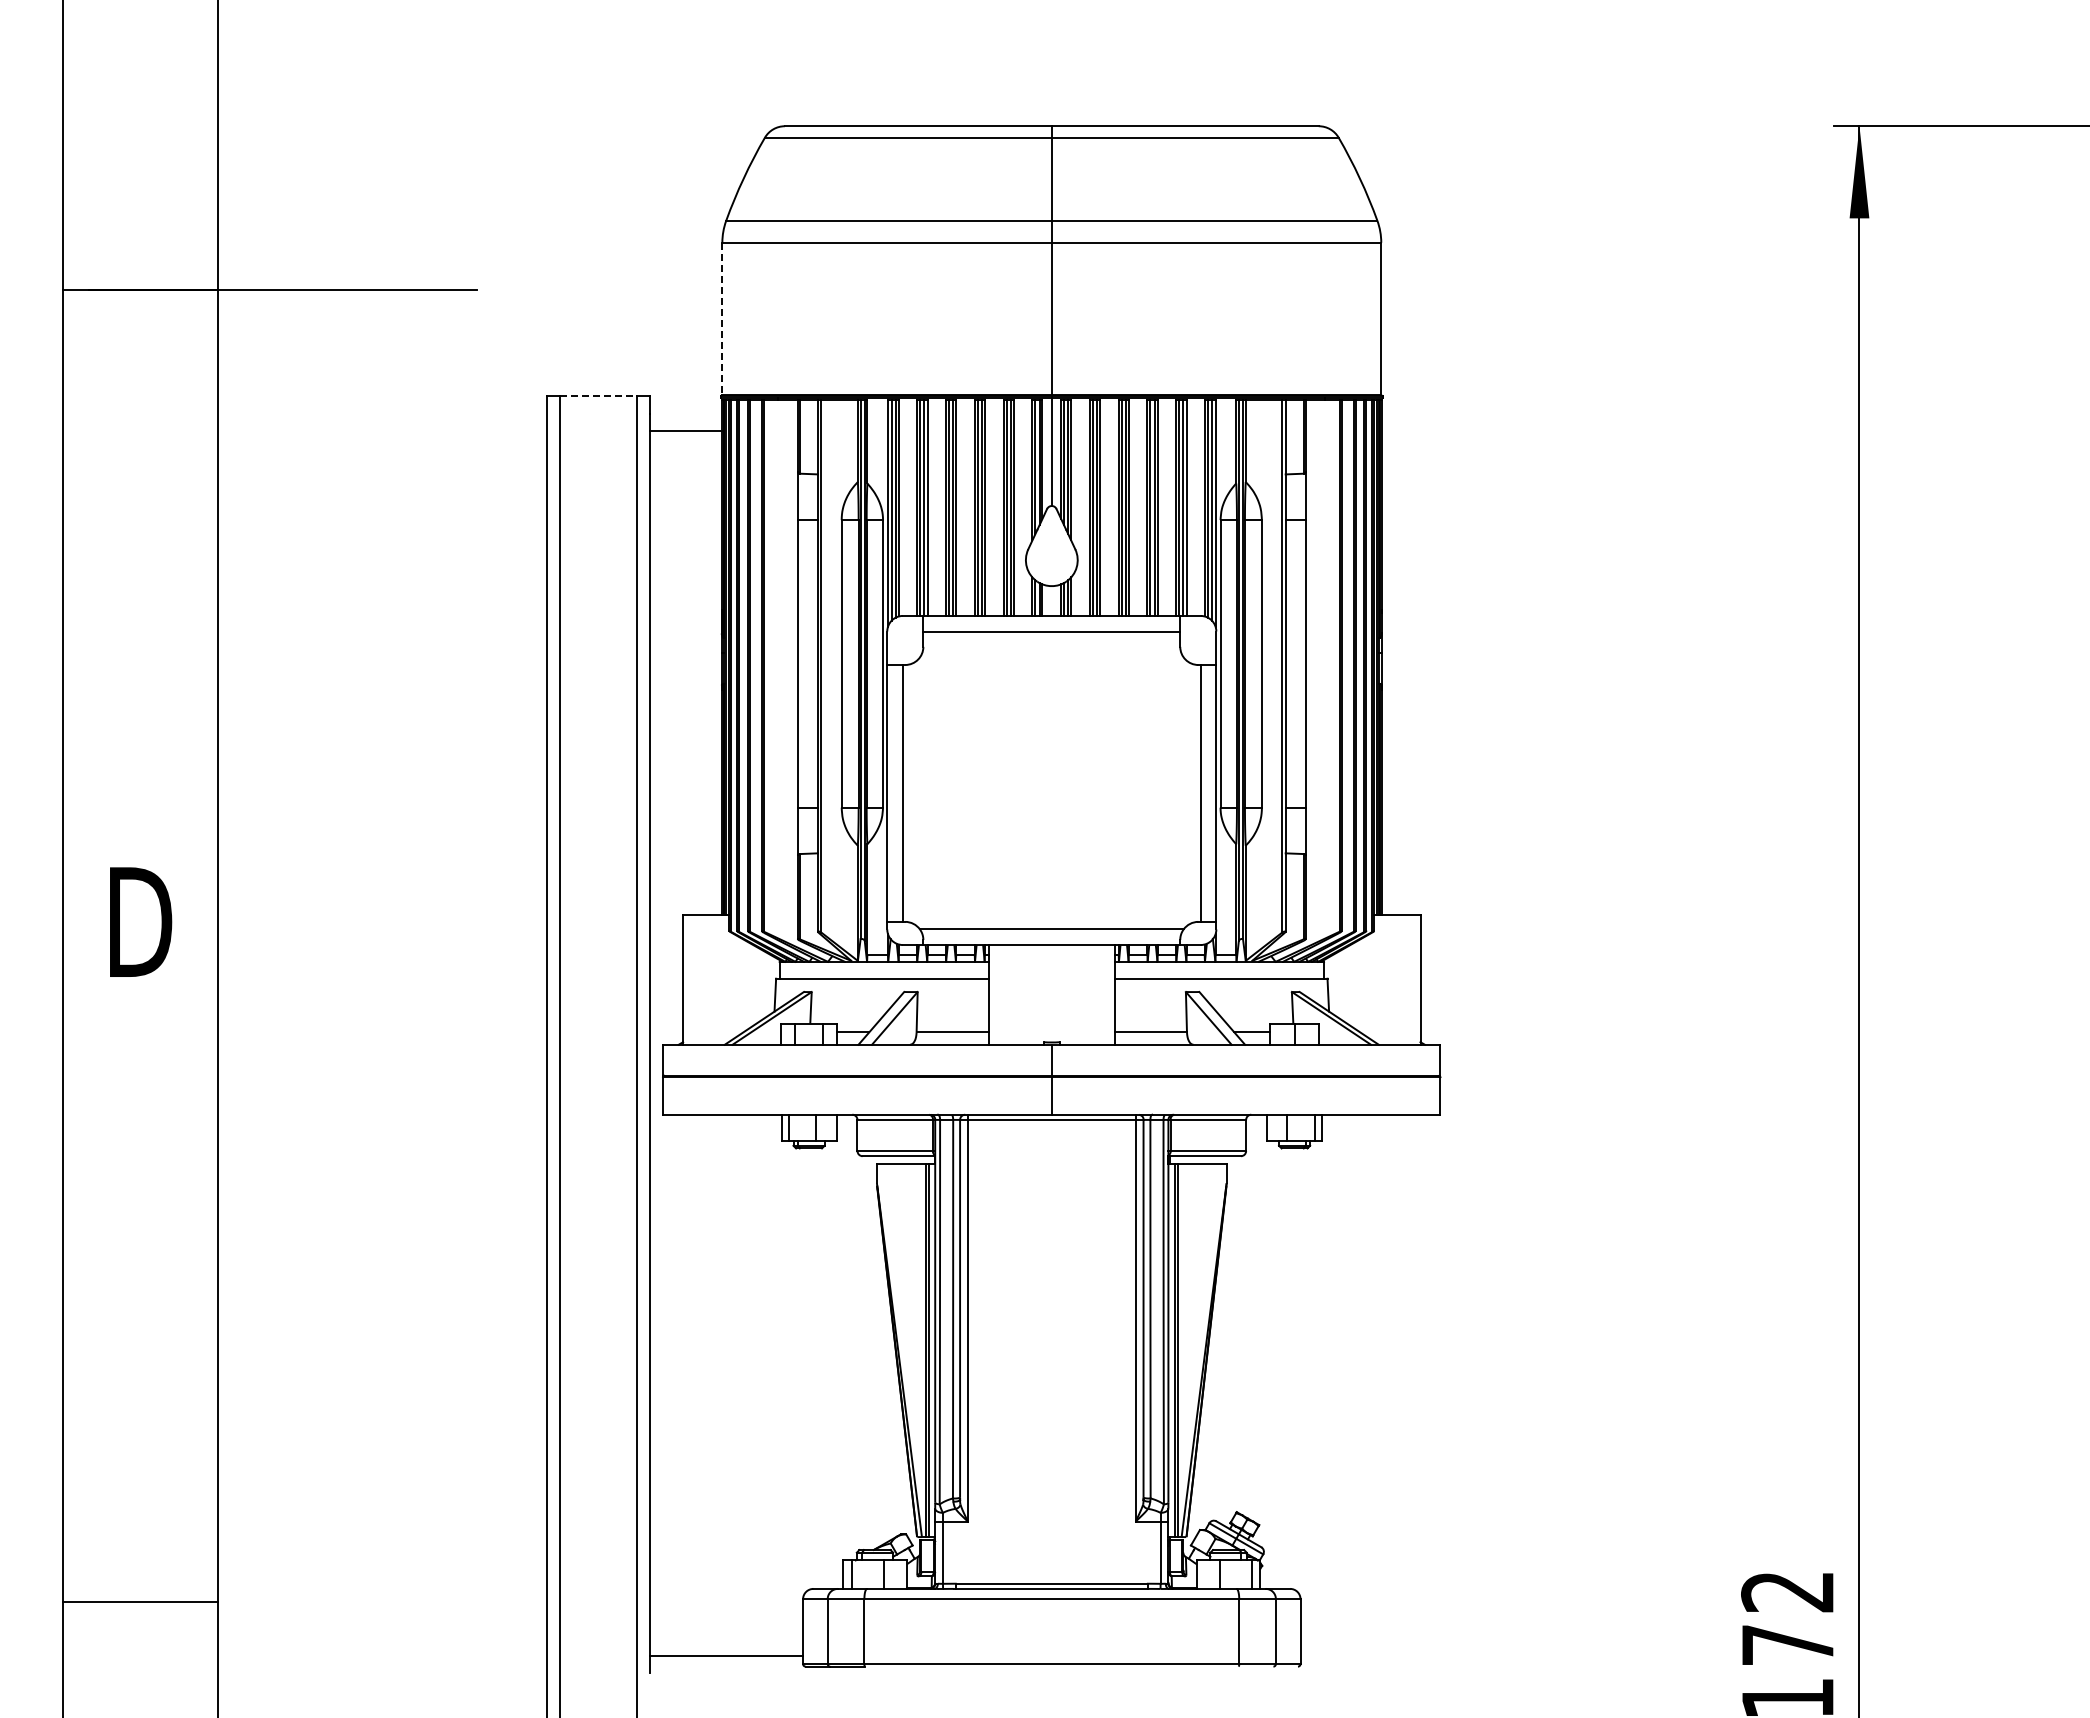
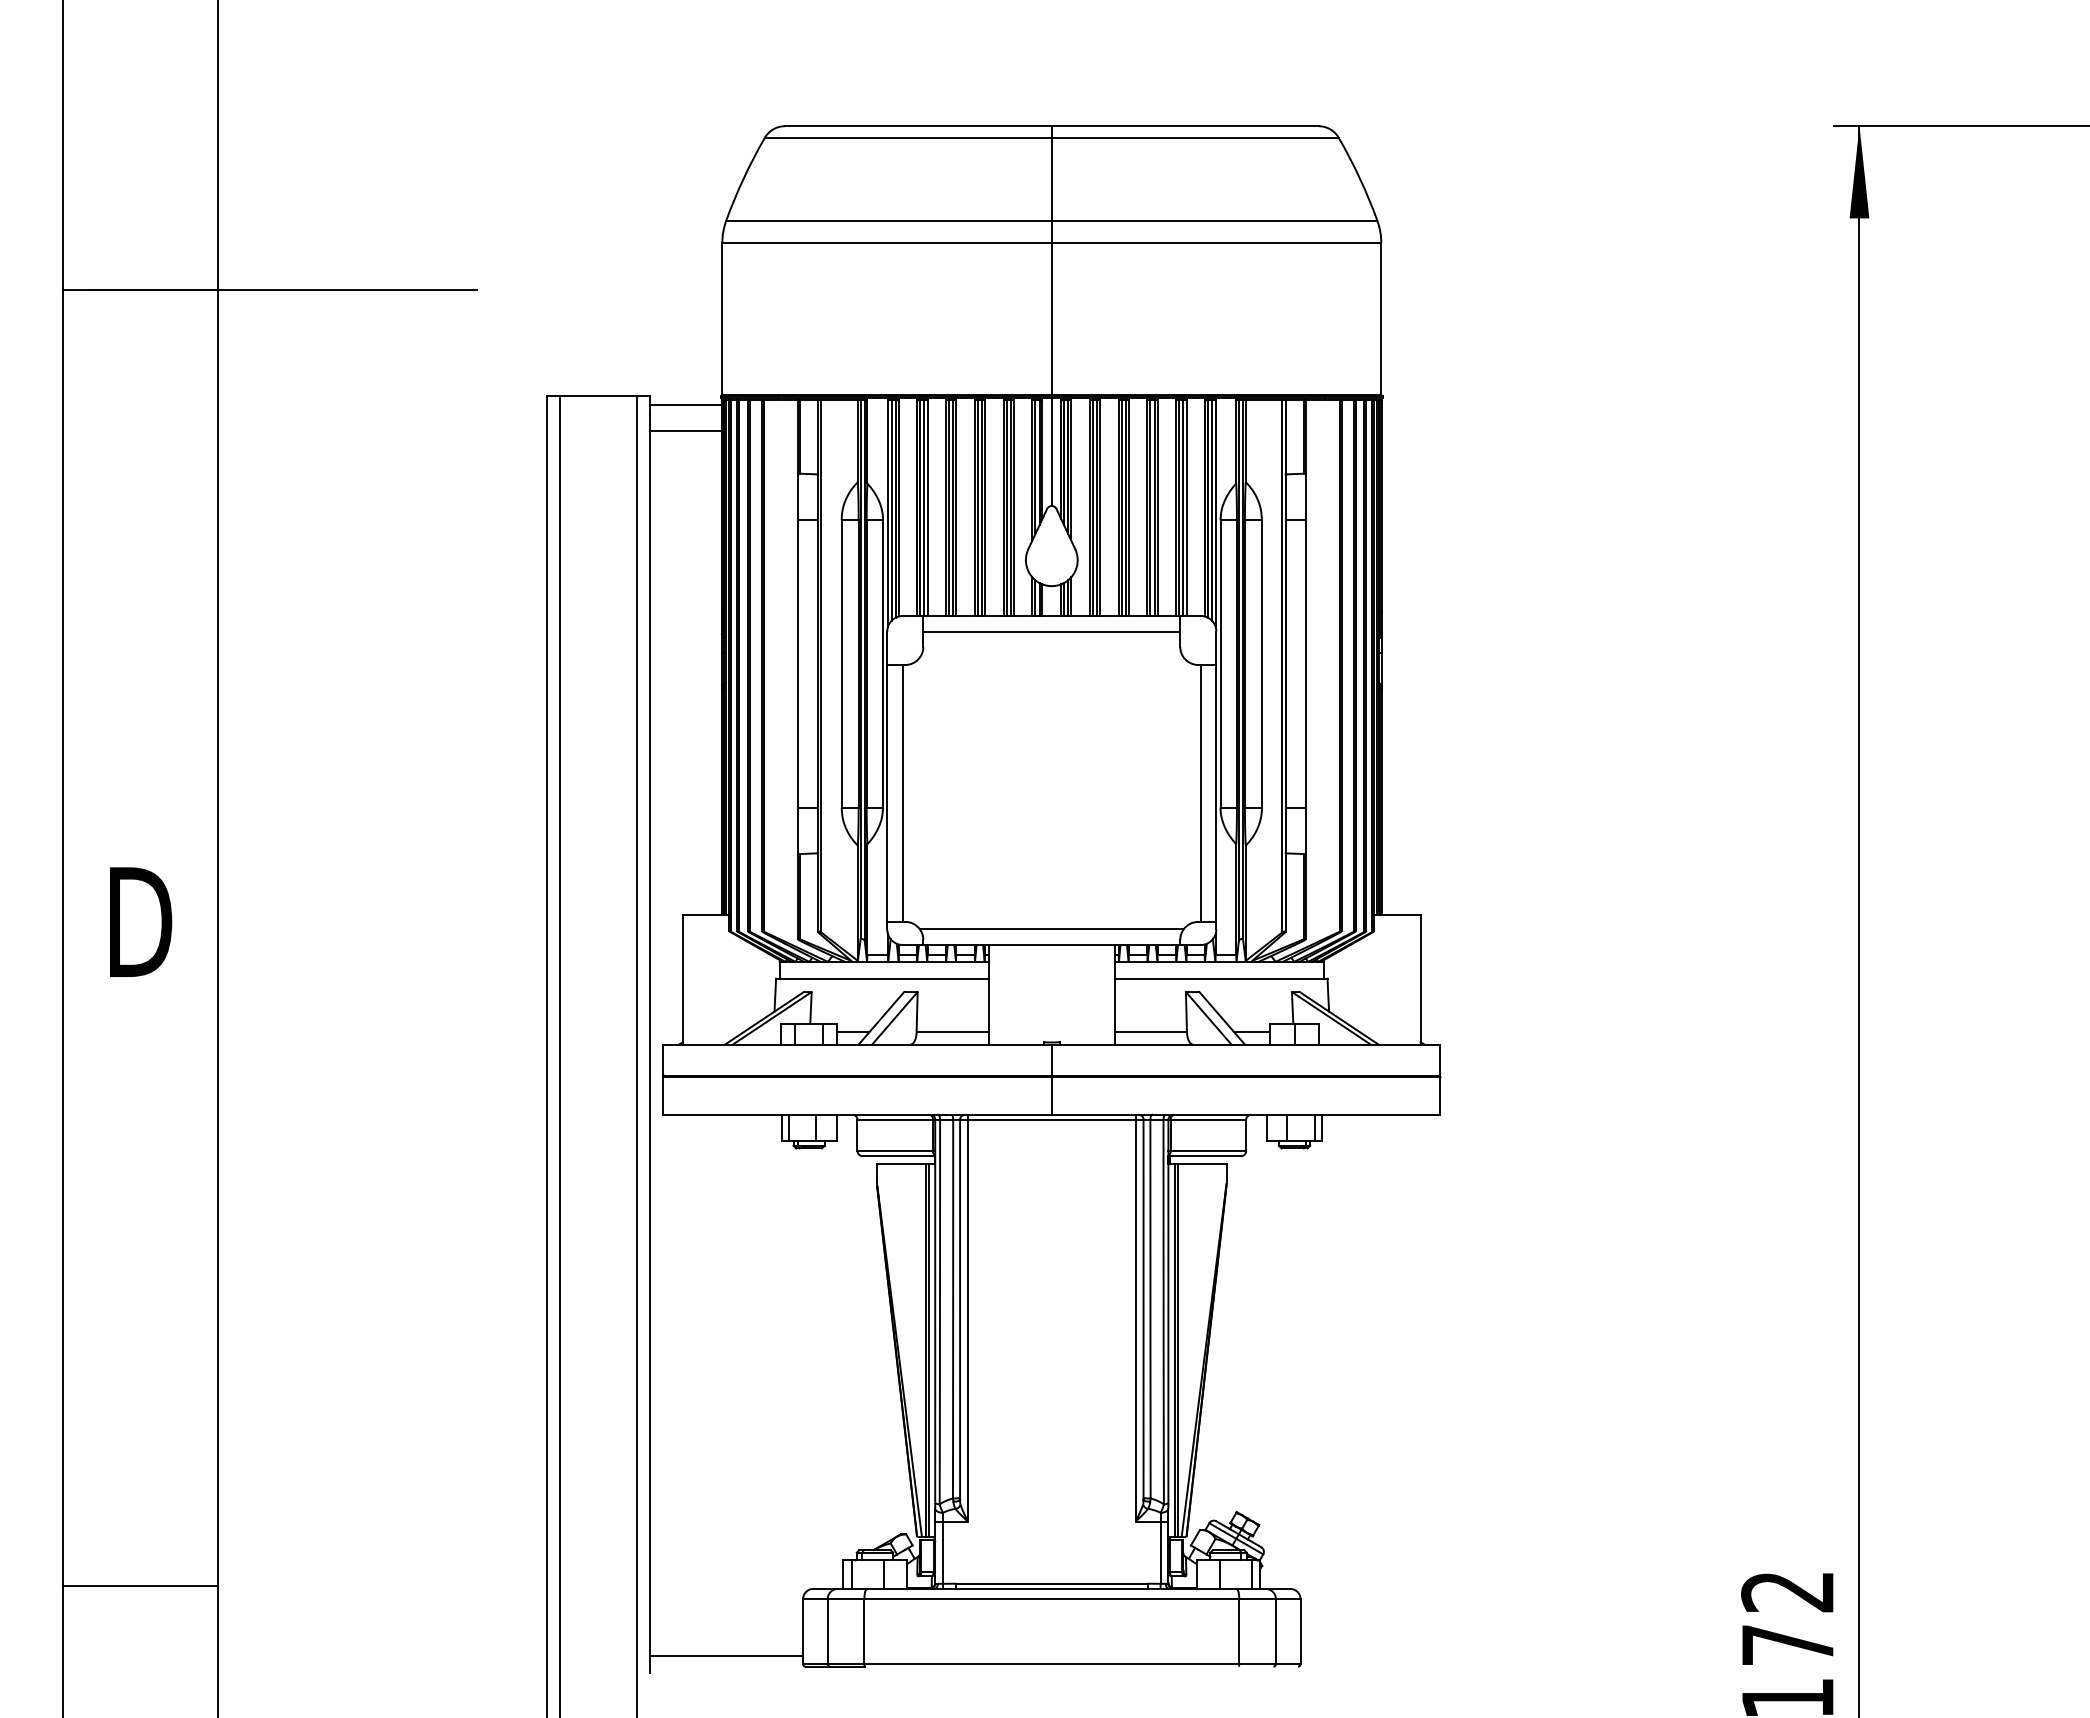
line: dashed -> solid (722, 318)
line: dashed -> solid (598, 395)
line: none -> present (685, 405)
line position: (140, 1601) -> (140, 1585) (140, 1585)
